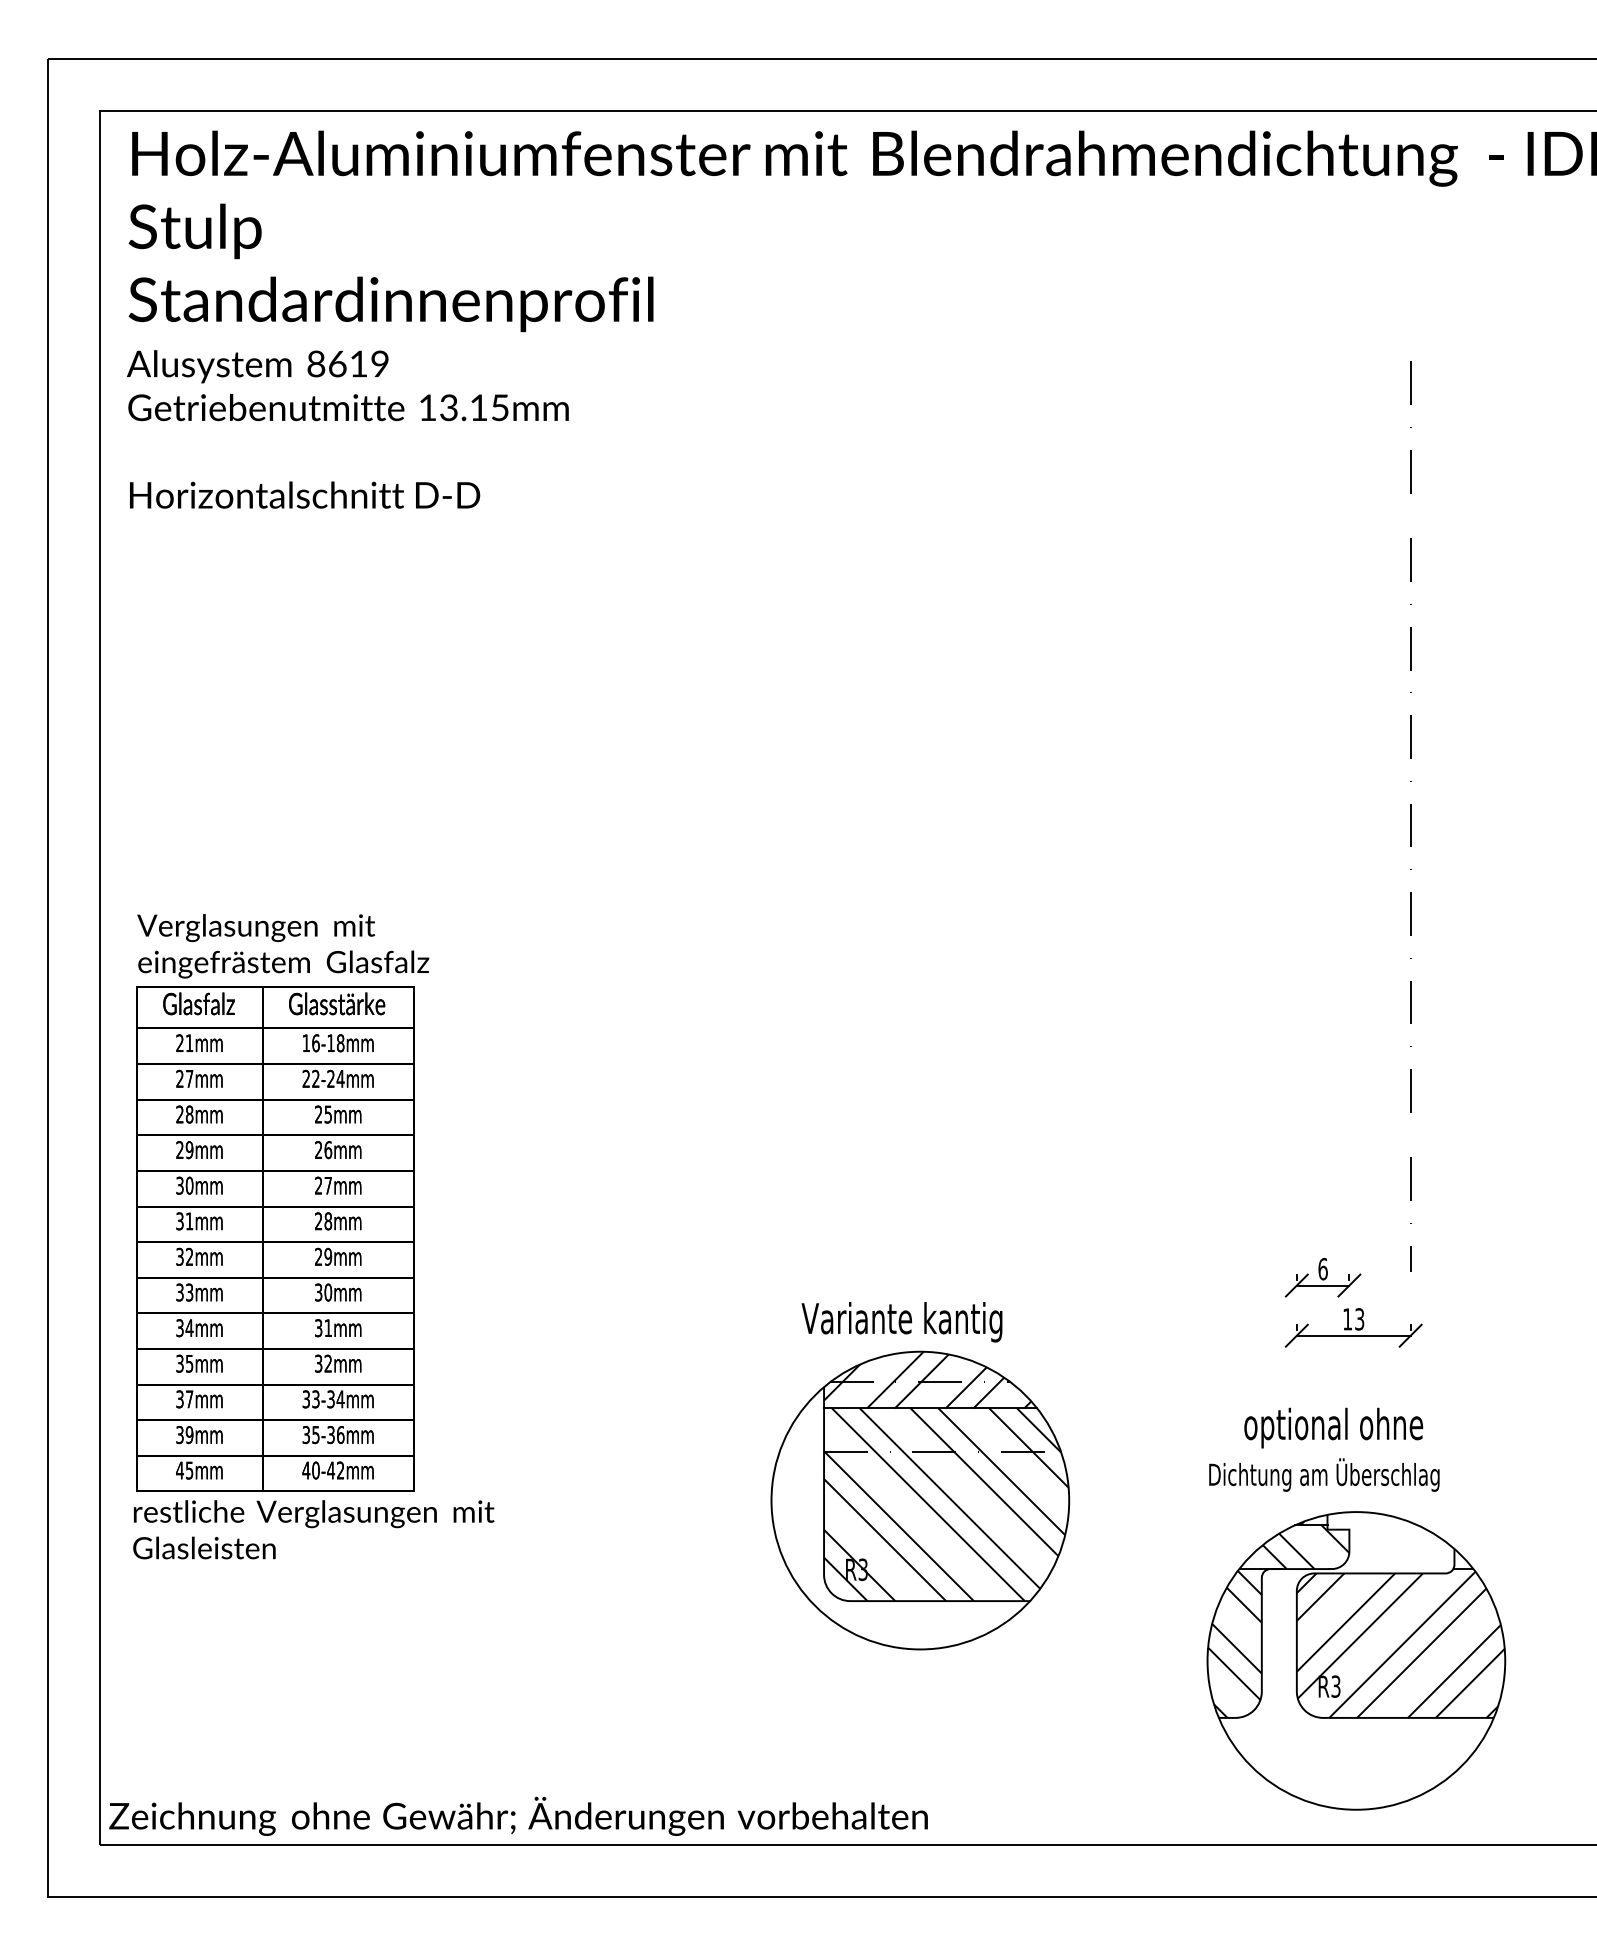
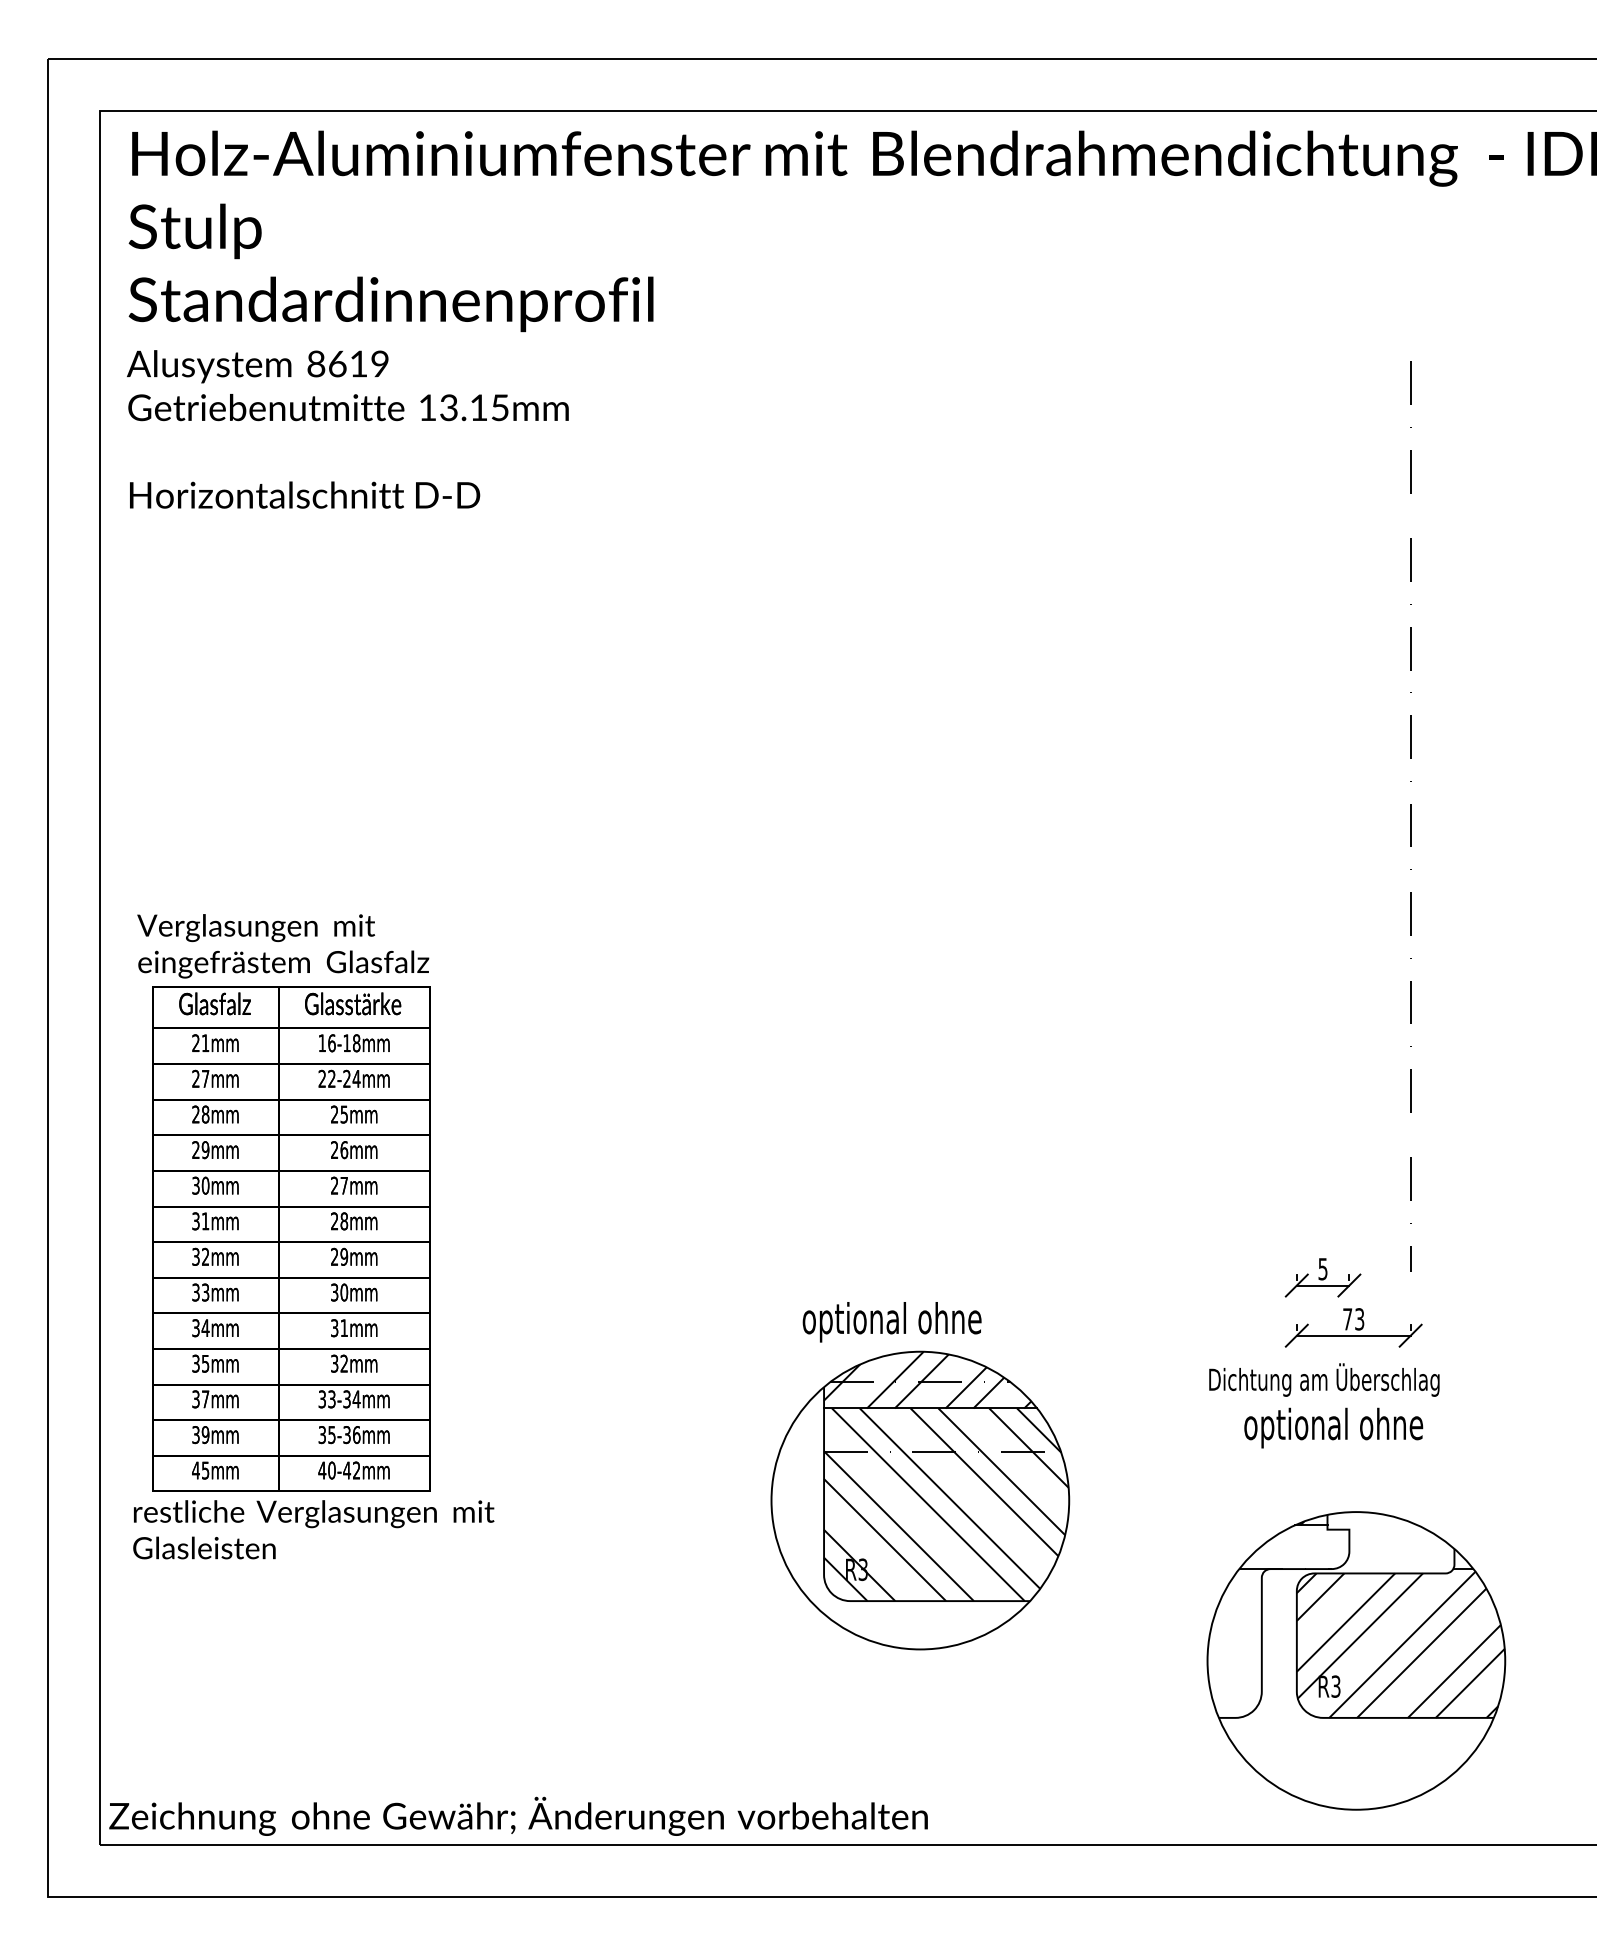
part position: (275, 1238) -> (291, 1238) (291, 1238)
text: 6 -> 5 (1322, 1268)
text: 13 -> 73 (1347, 1319)
text: Variante kantig -> optional ohne (901, 1322)
text position: (1324, 1474) -> (1324, 1379) (1324, 1379)
hatch: present -> none (1278, 1621)
